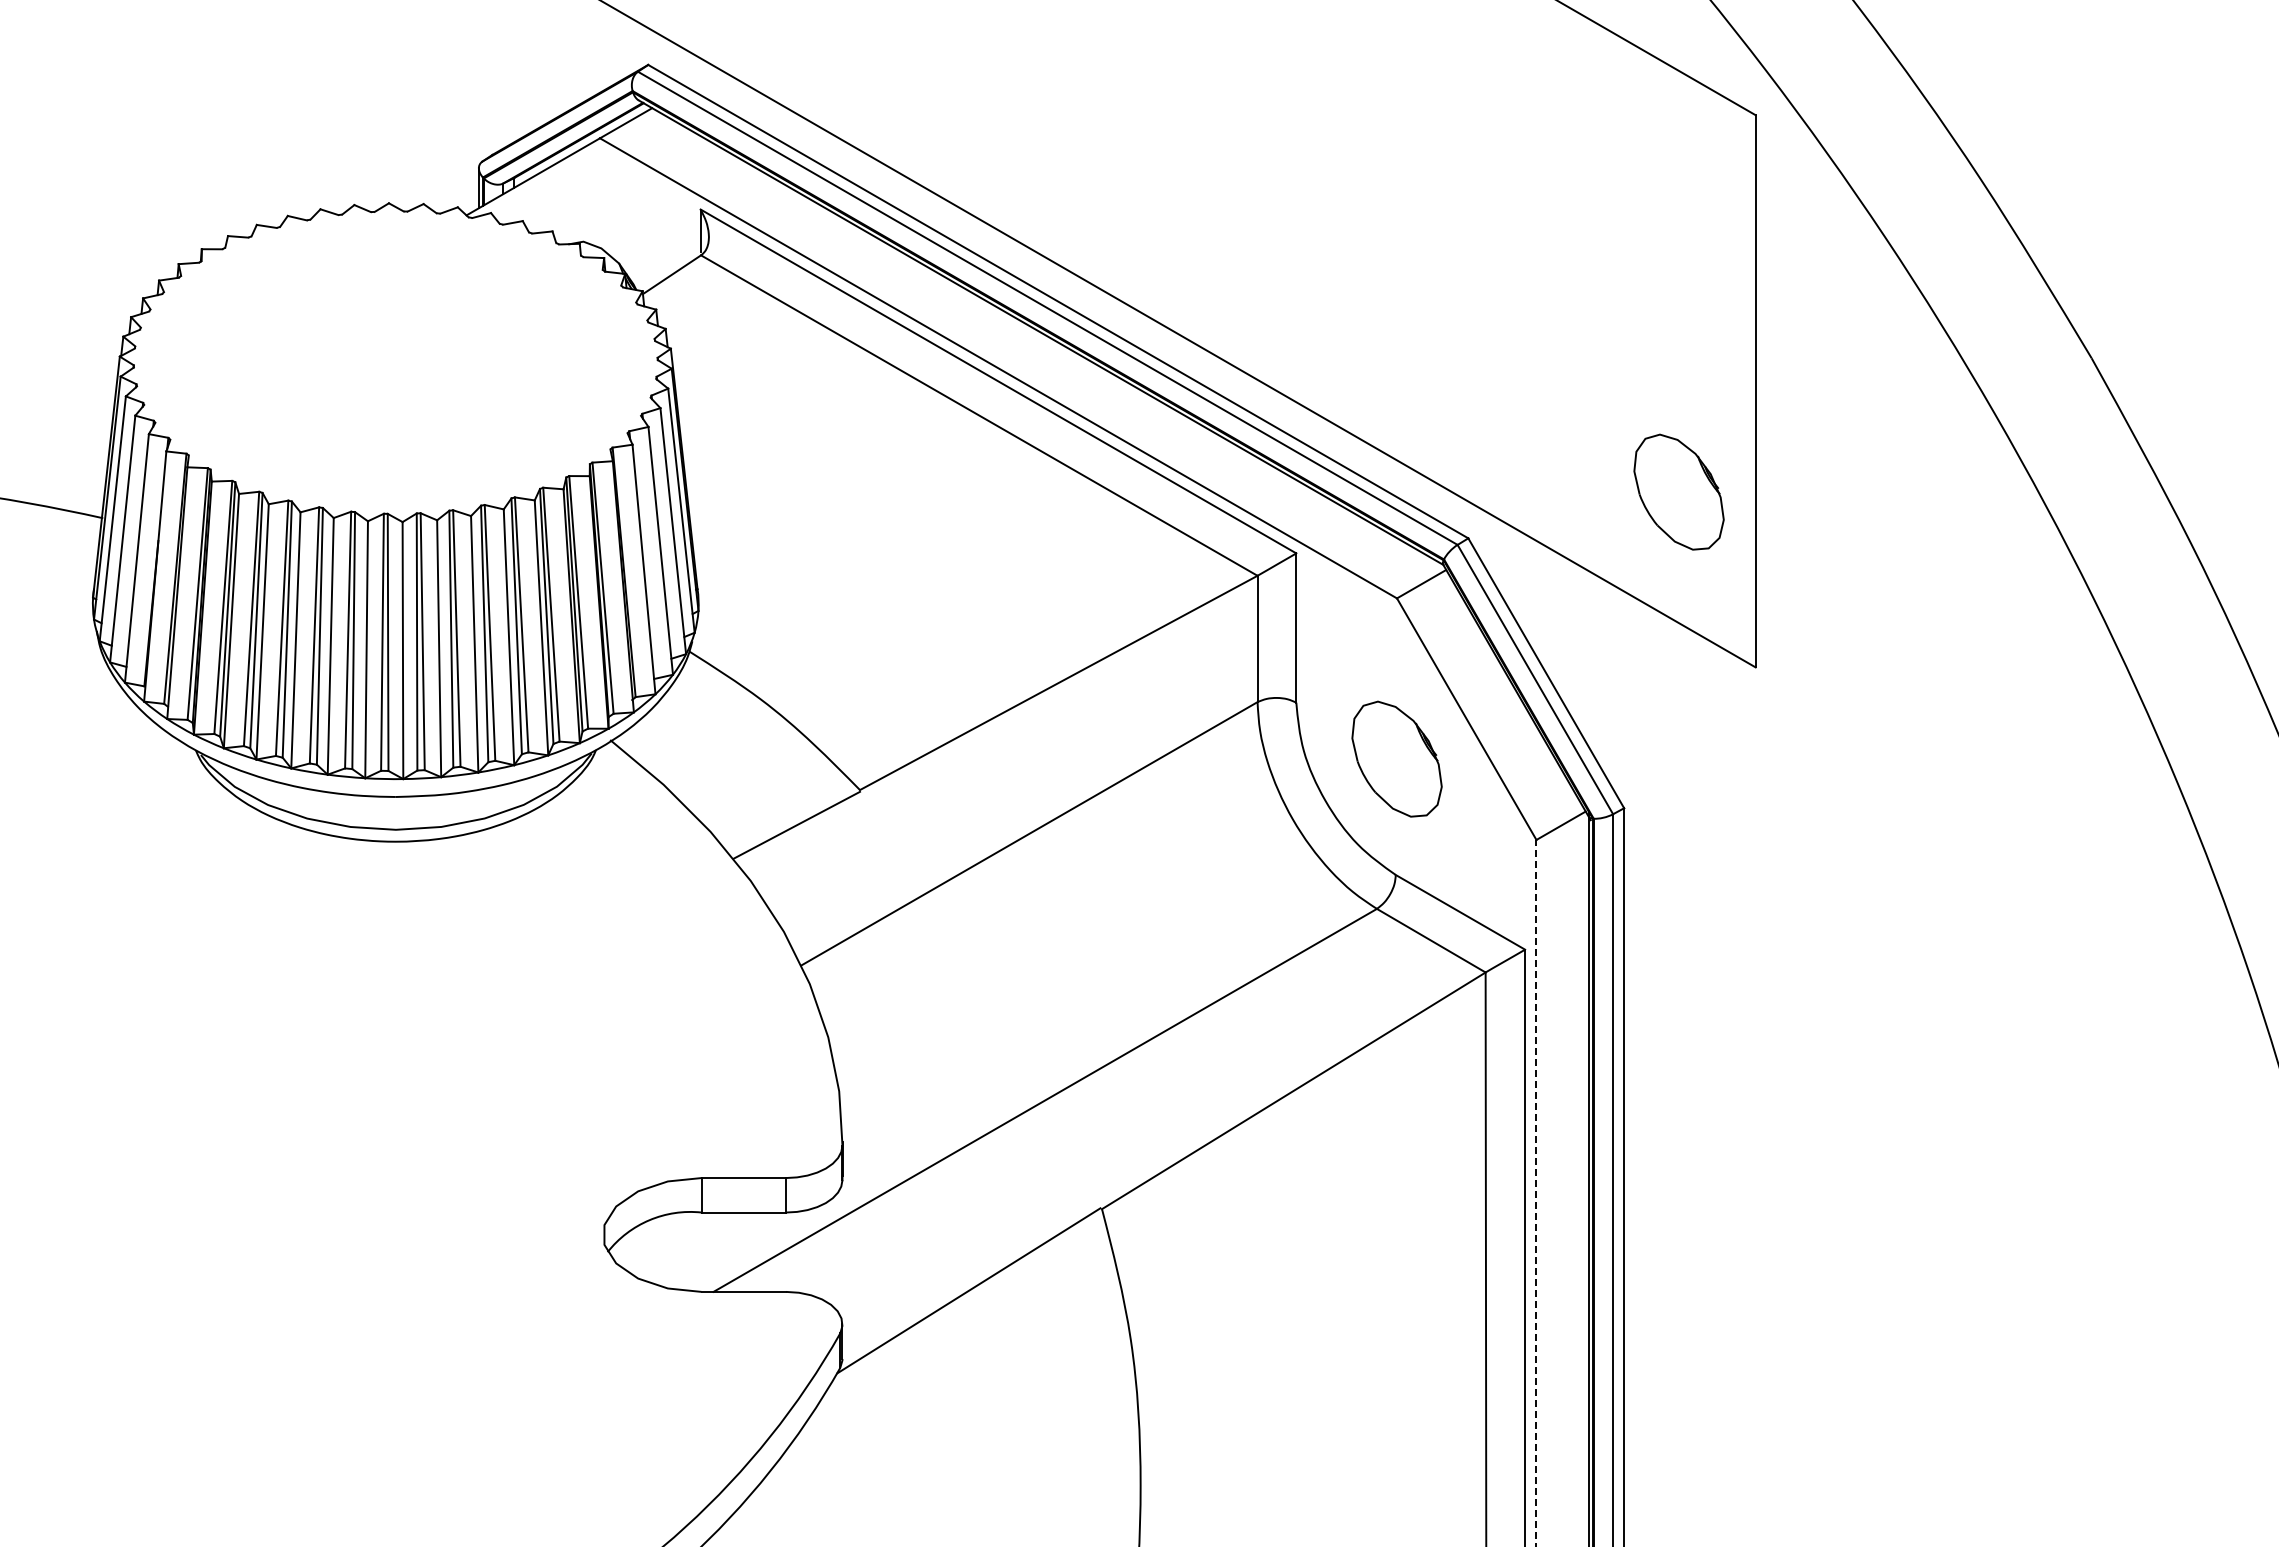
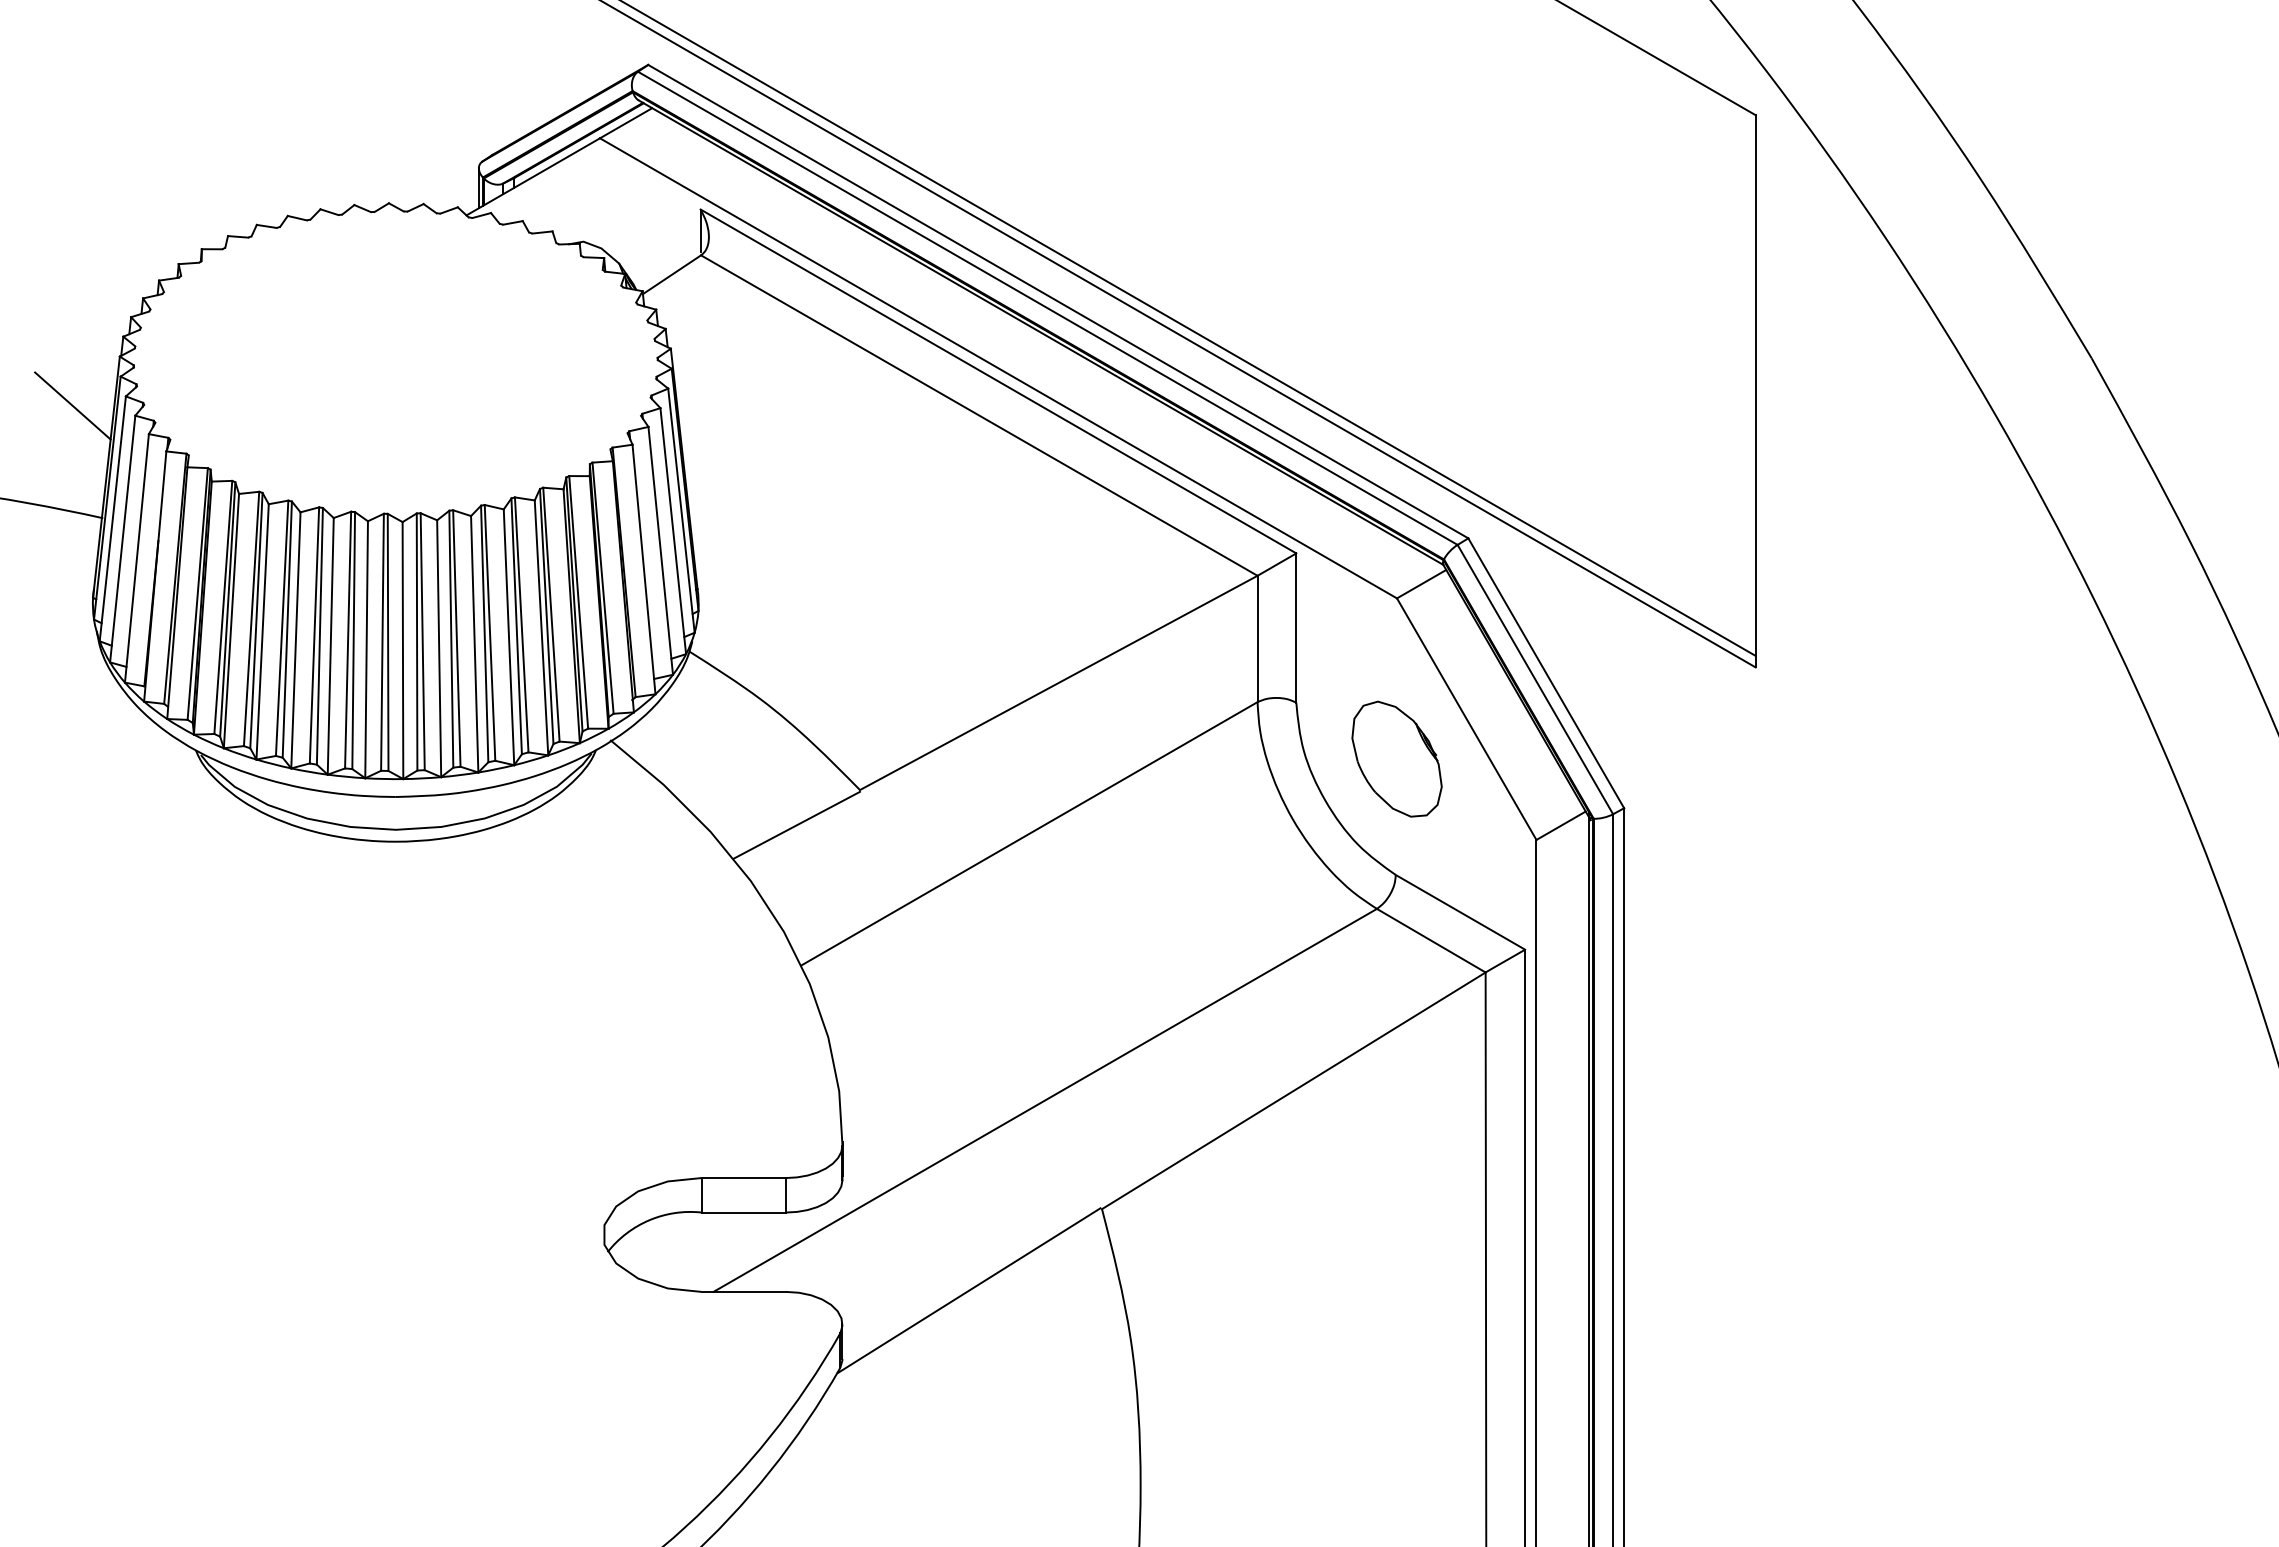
line: none -> present (1189, 328)
line: none -> present (72, 405)
part: present -> none (1678, 491)
line: dashed -> solid (1536, 1192)
